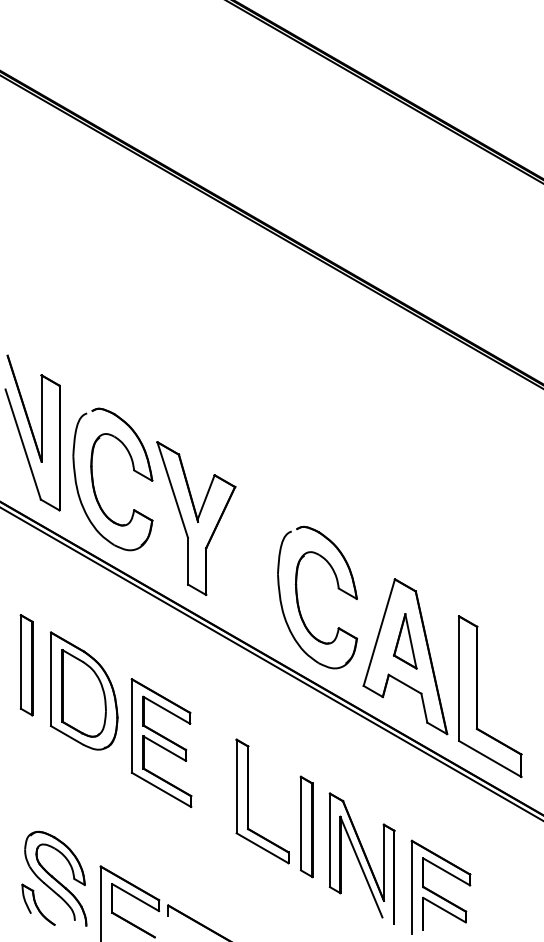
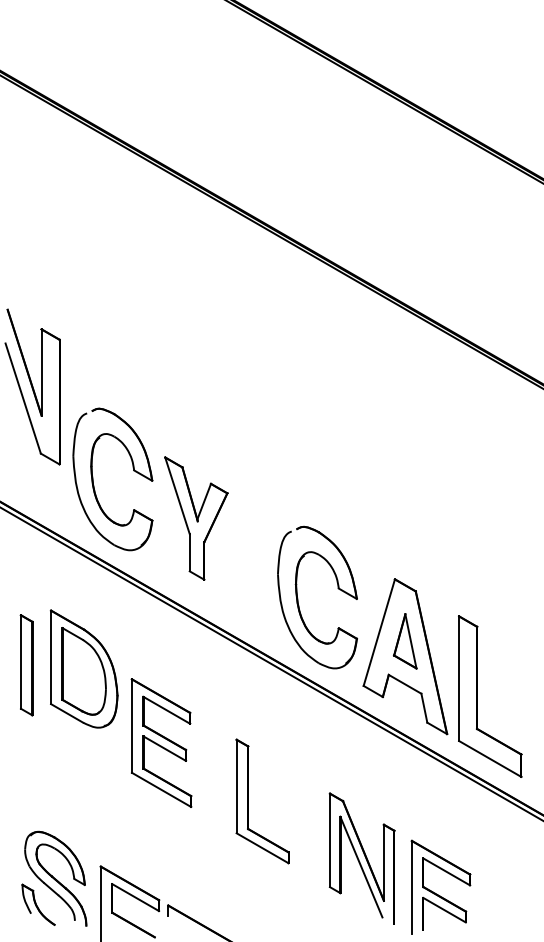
part position: (32, 432) -> (32, 386) (32, 386)
part size: 81x155 px -> 65x125 px (196, 518)
part position: (83, 690) -> (83, 668) (83, 668)
part: present -> none (306, 826)
